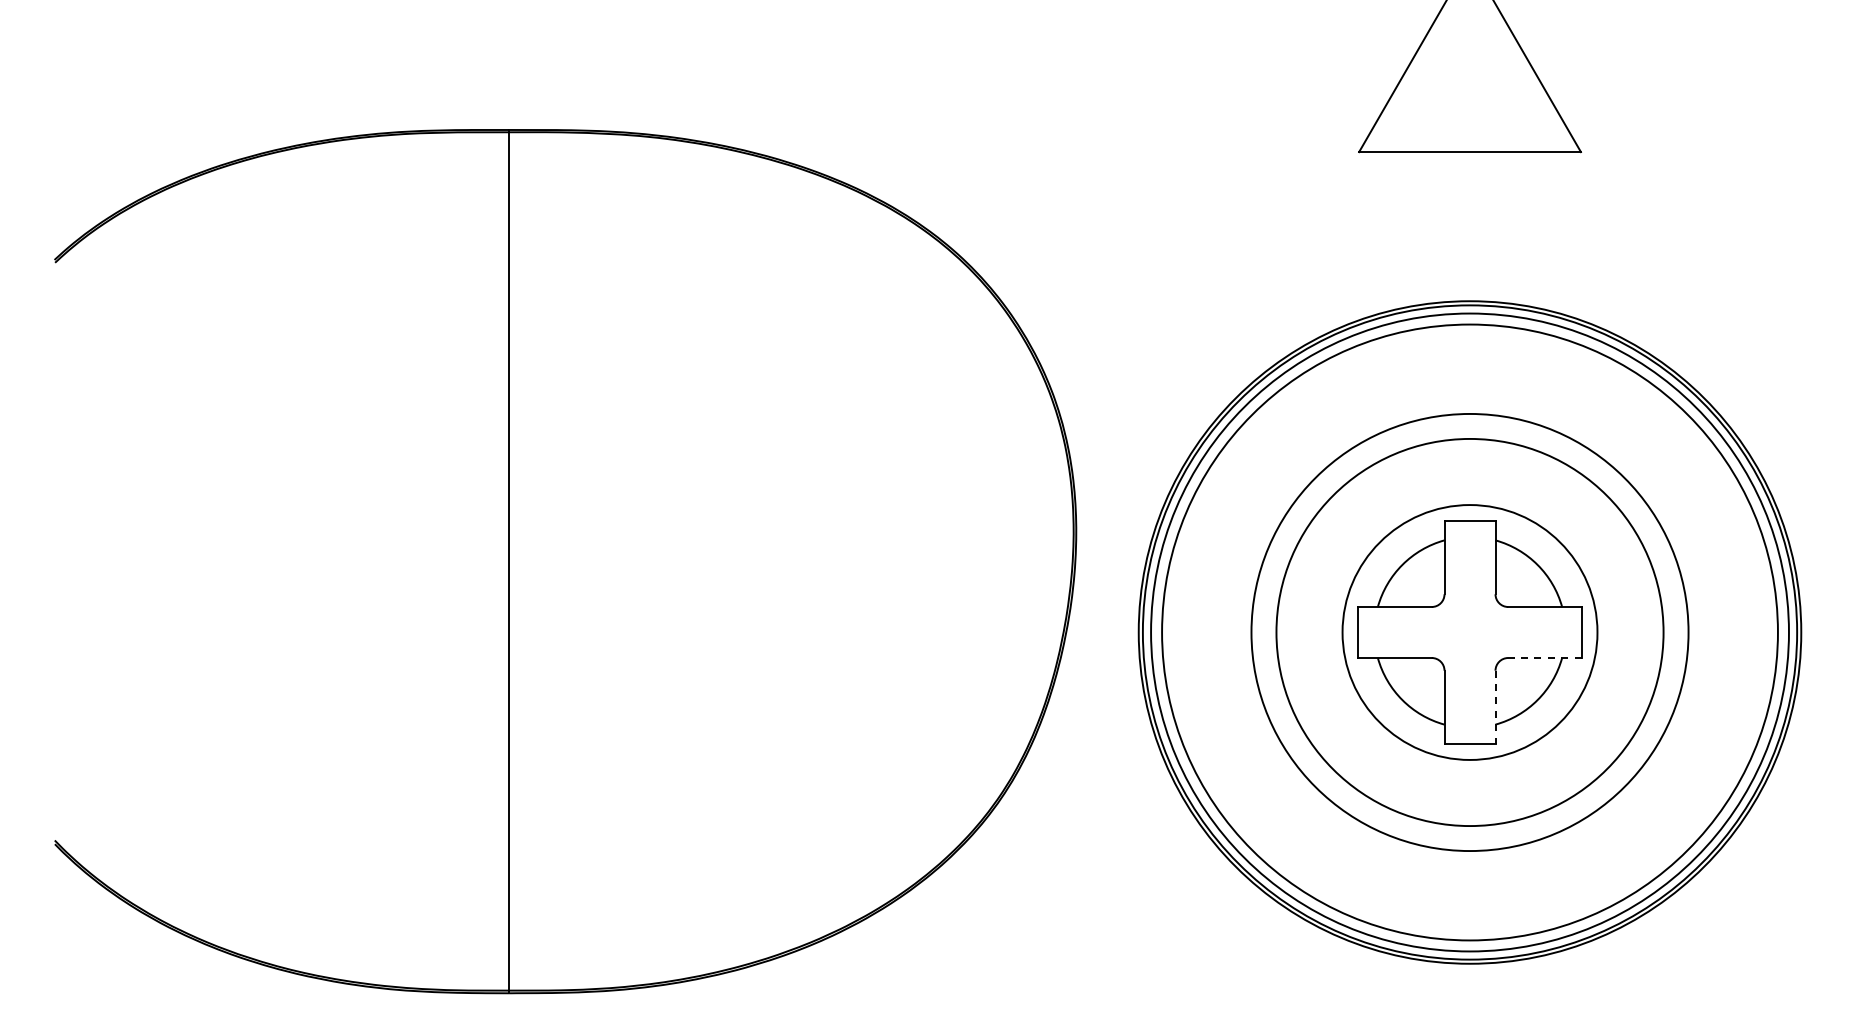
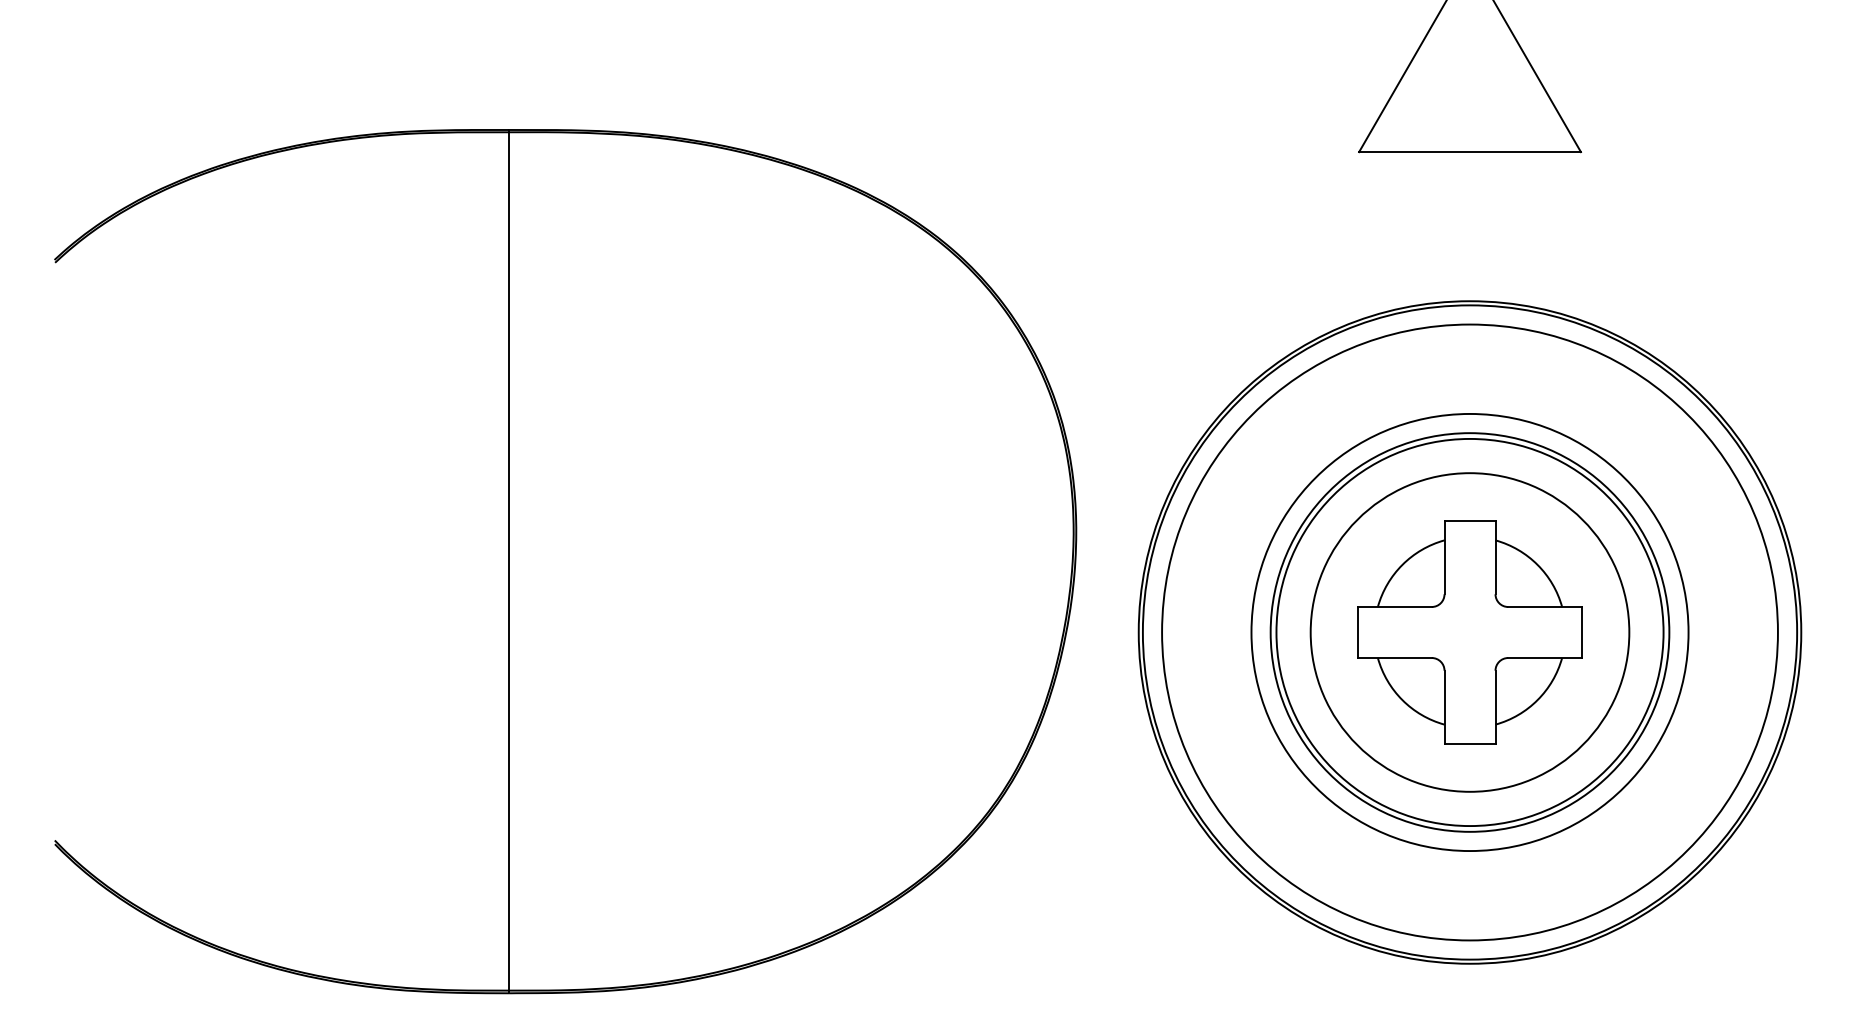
circle diameter: 255 px -> 319 px (1469, 632)
circle diameter: 638 px -> 399 px (1469, 632)
line: dashed -> solid (1544, 658)
line: dashed -> solid (1495, 707)
